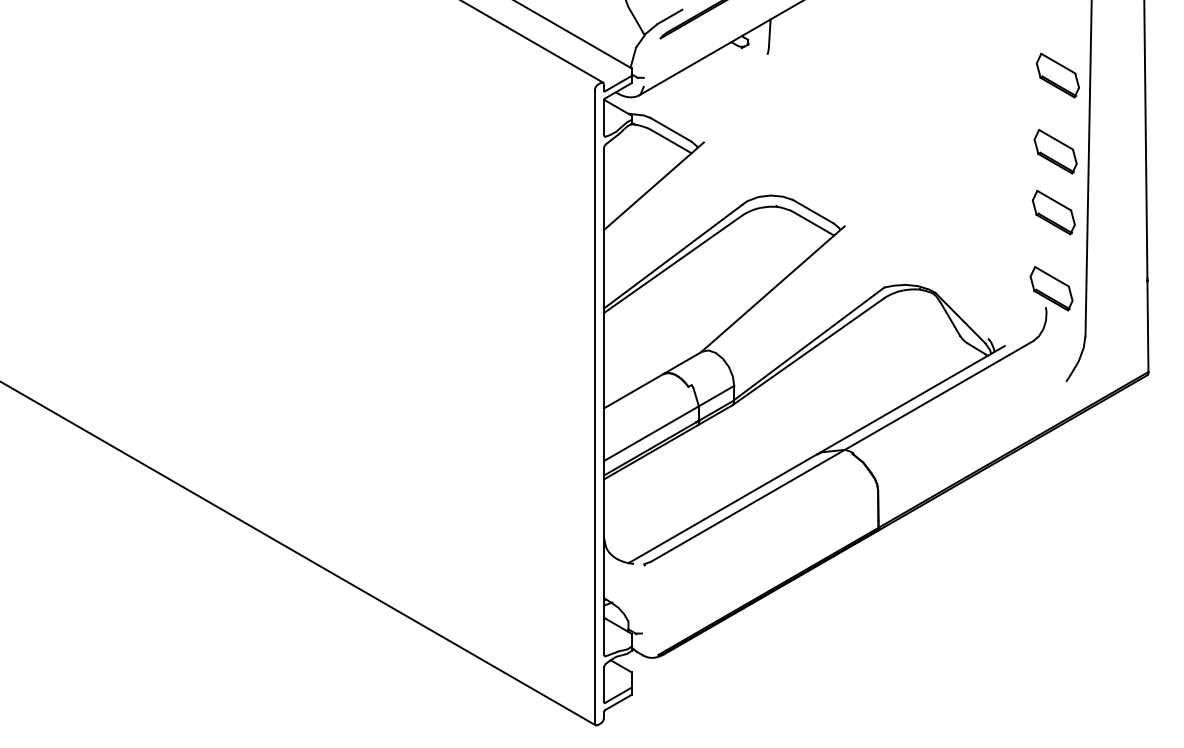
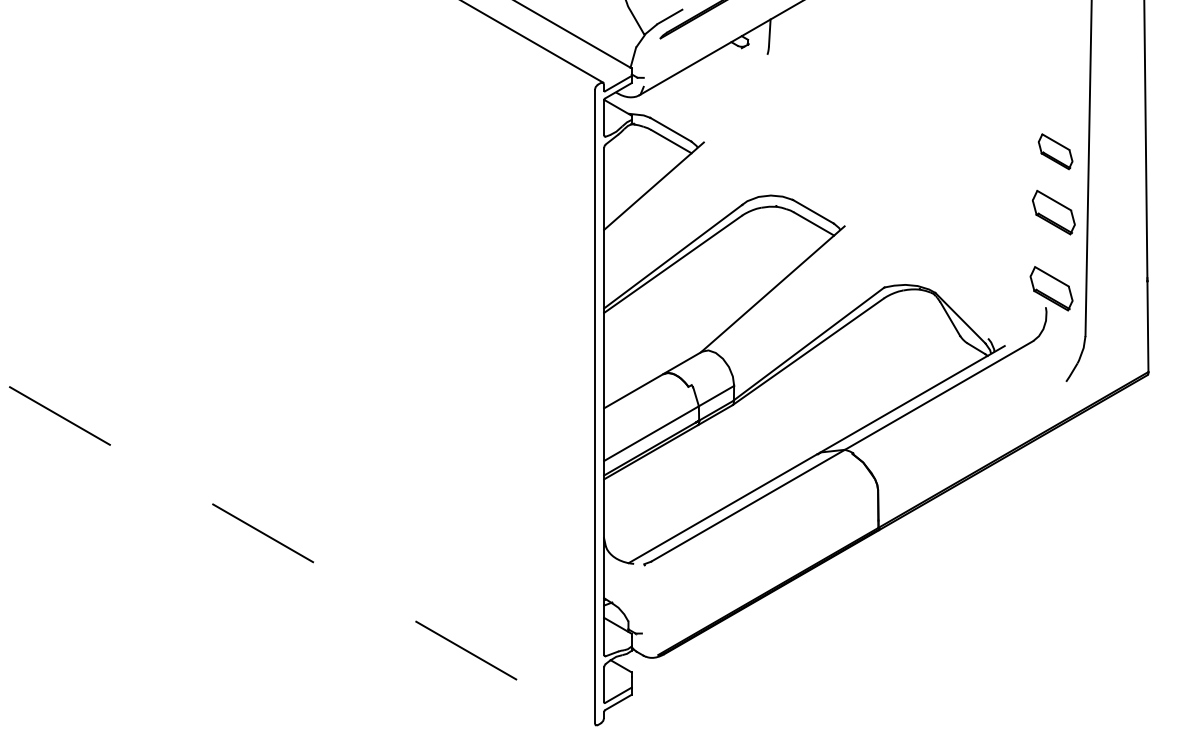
part: present -> none (1057, 75)
part size: 45x46 px -> 37x38 px (1055, 151)
line: solid -> dashed (297, 553)
